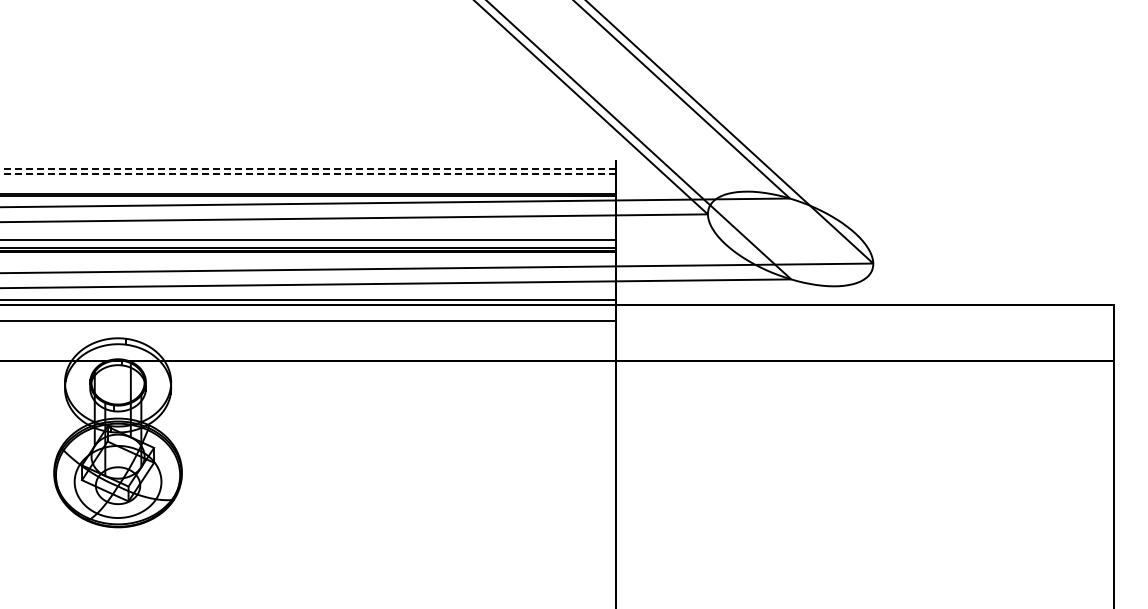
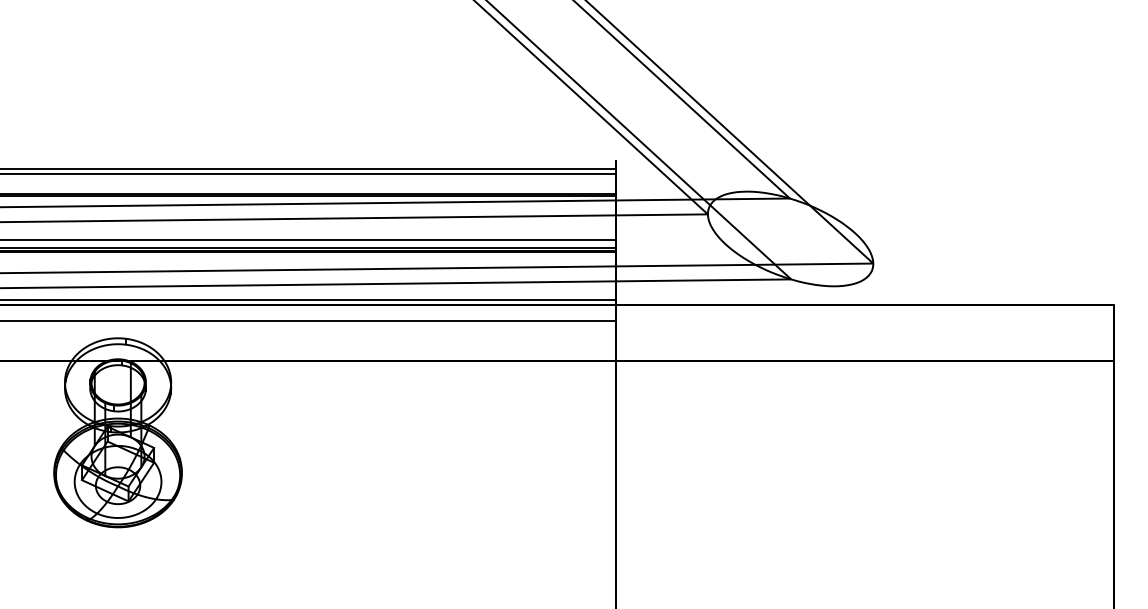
line: dashed -> solid (308, 168)
line: dashed -> solid (308, 174)
